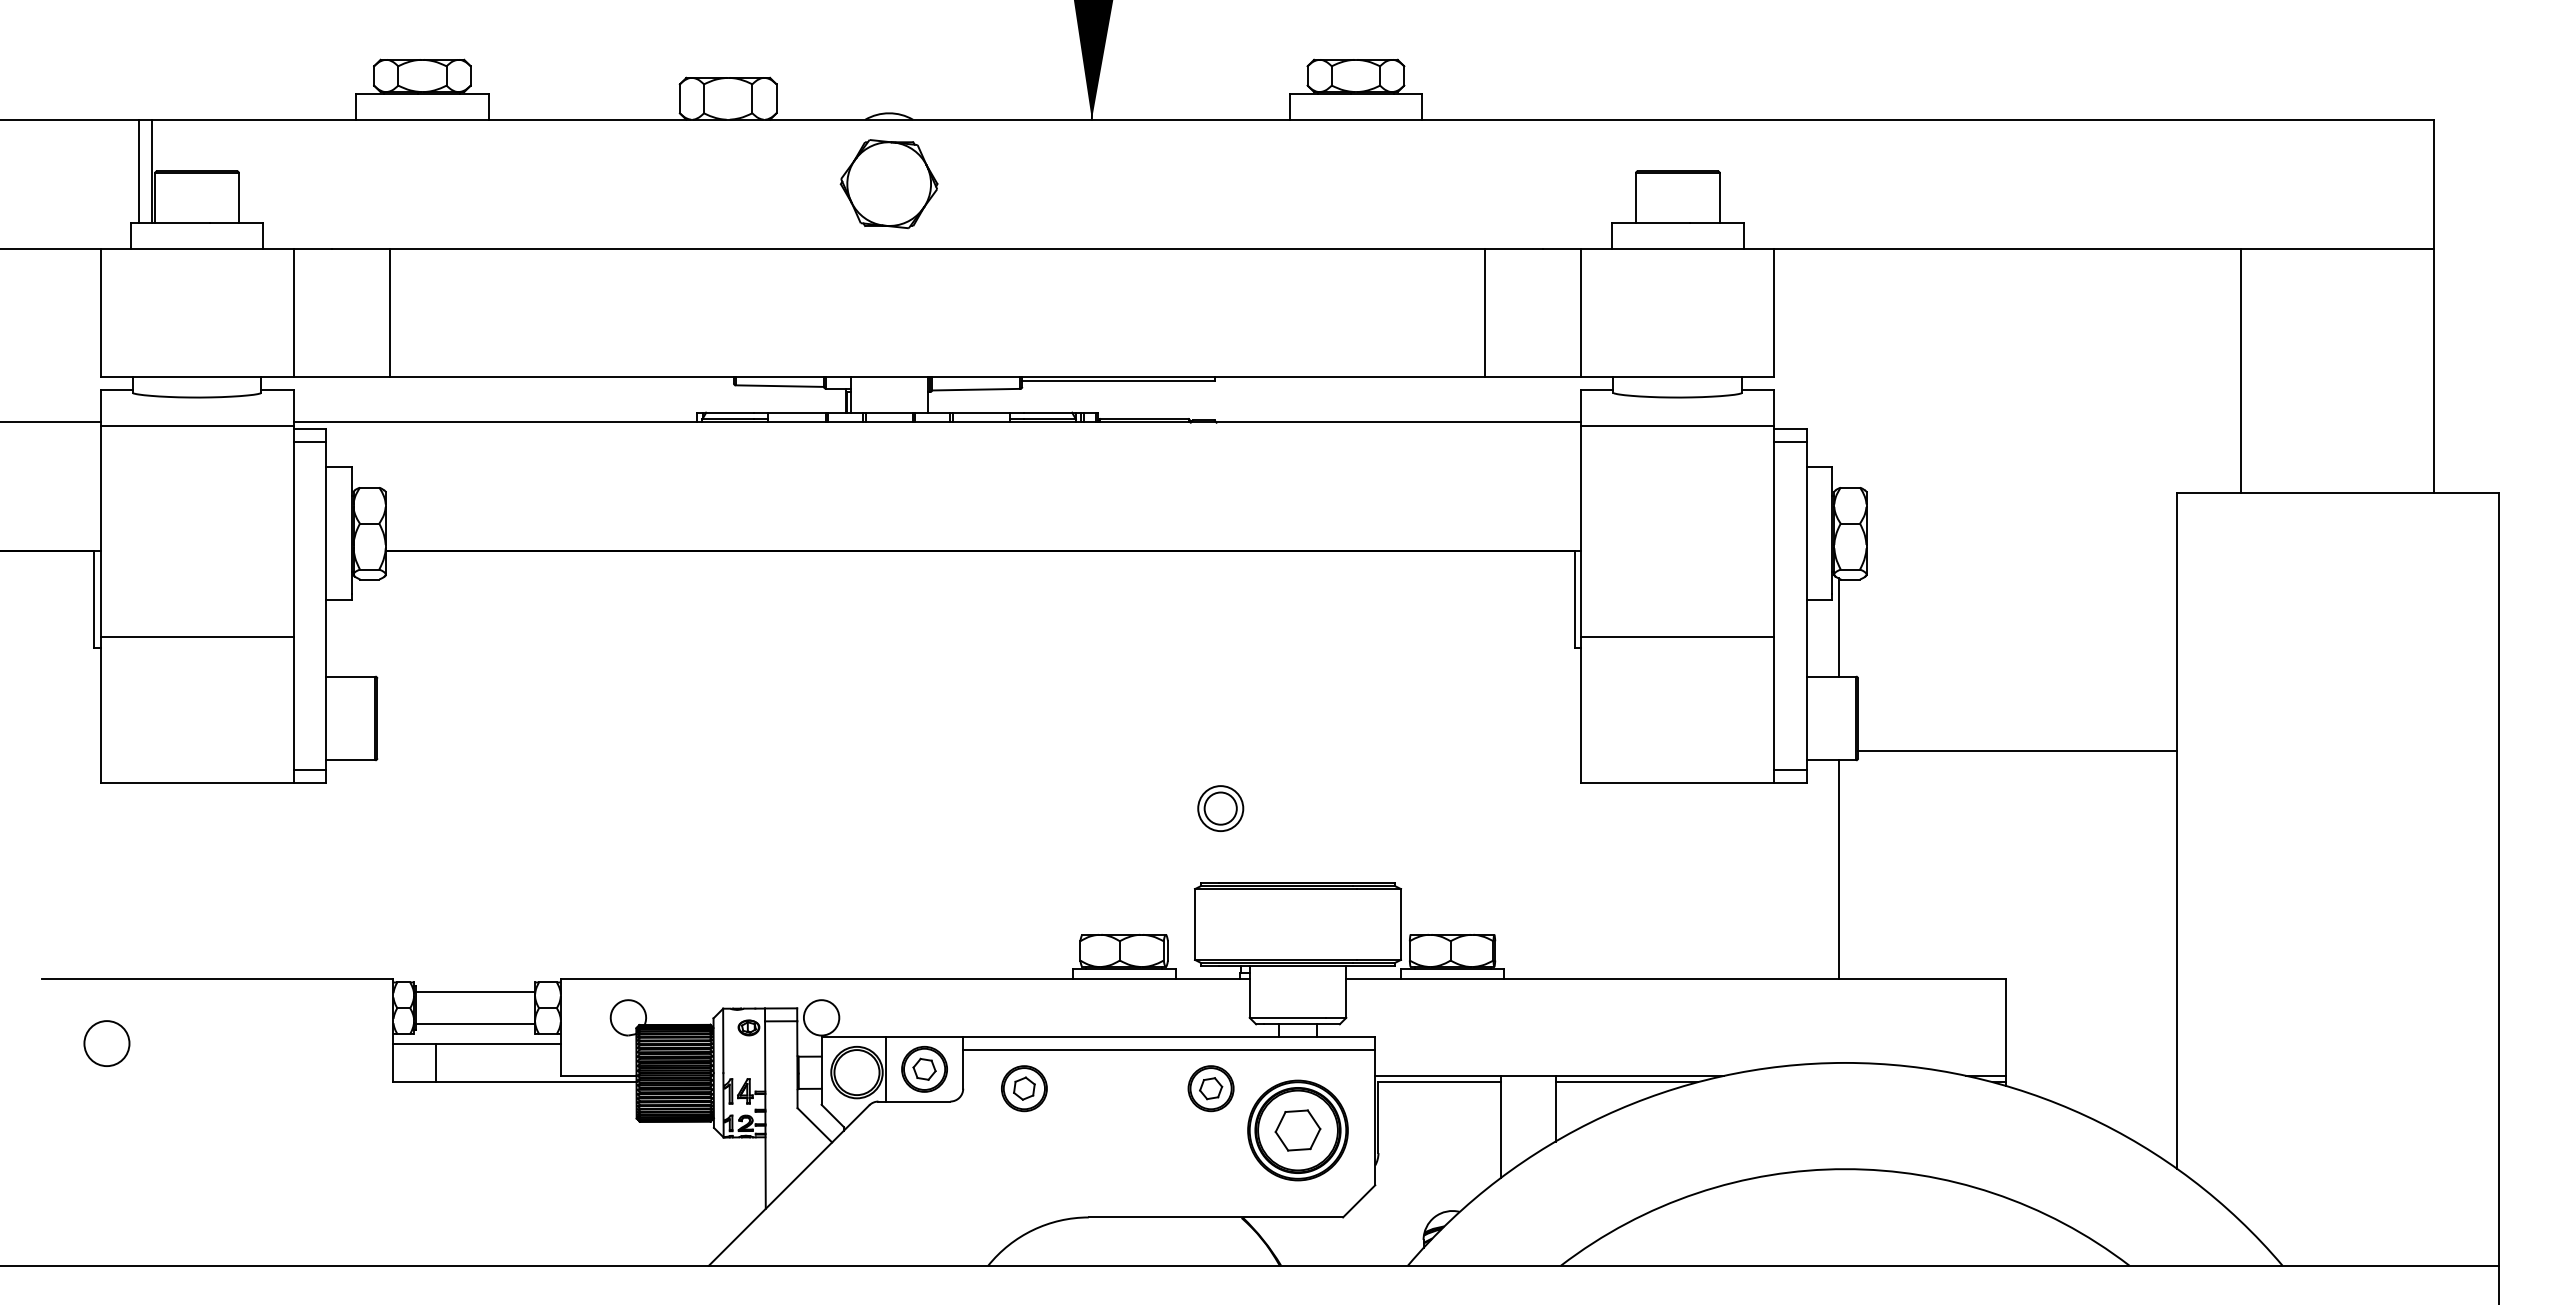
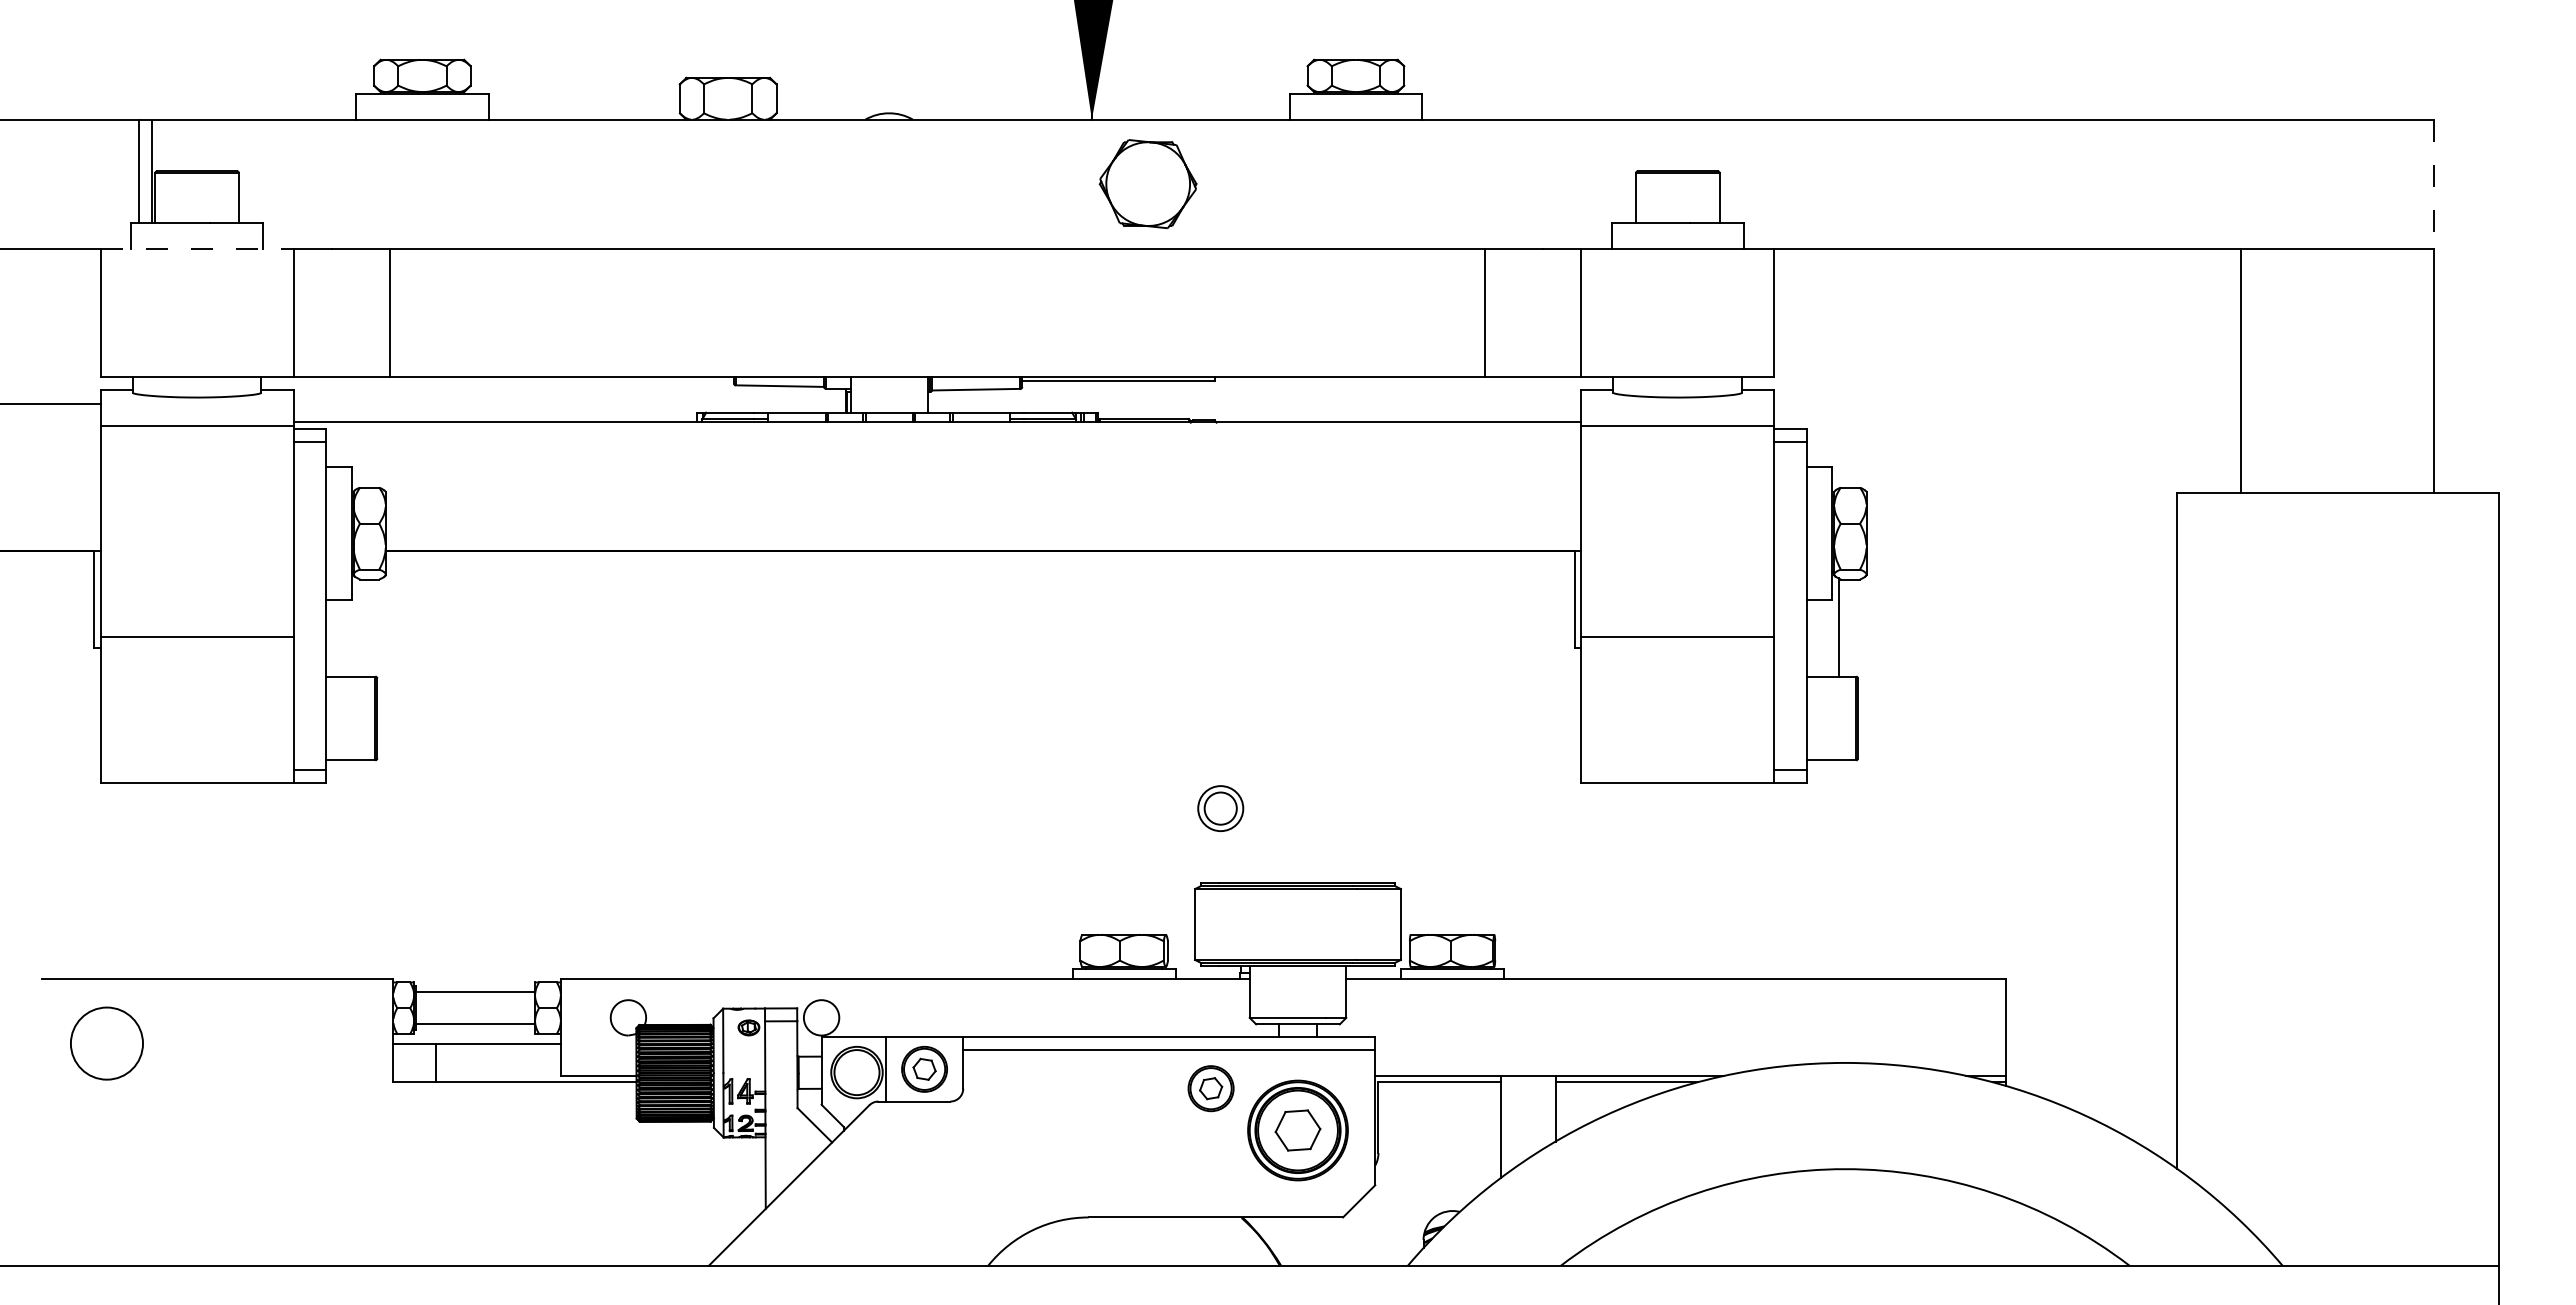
part position: (888, 184) -> (1147, 184) (1147, 184)
line: solid -> dashed (2434, 184)
line: solid -> dashed (197, 248)
line position: (51, 422) -> (51, 404) (51, 404)
line: present -> none (2017, 750)
line: present -> none (1838, 869)
circle diameter: 45 px -> 72 px (106, 1043)
part: present -> none (1024, 1088)
